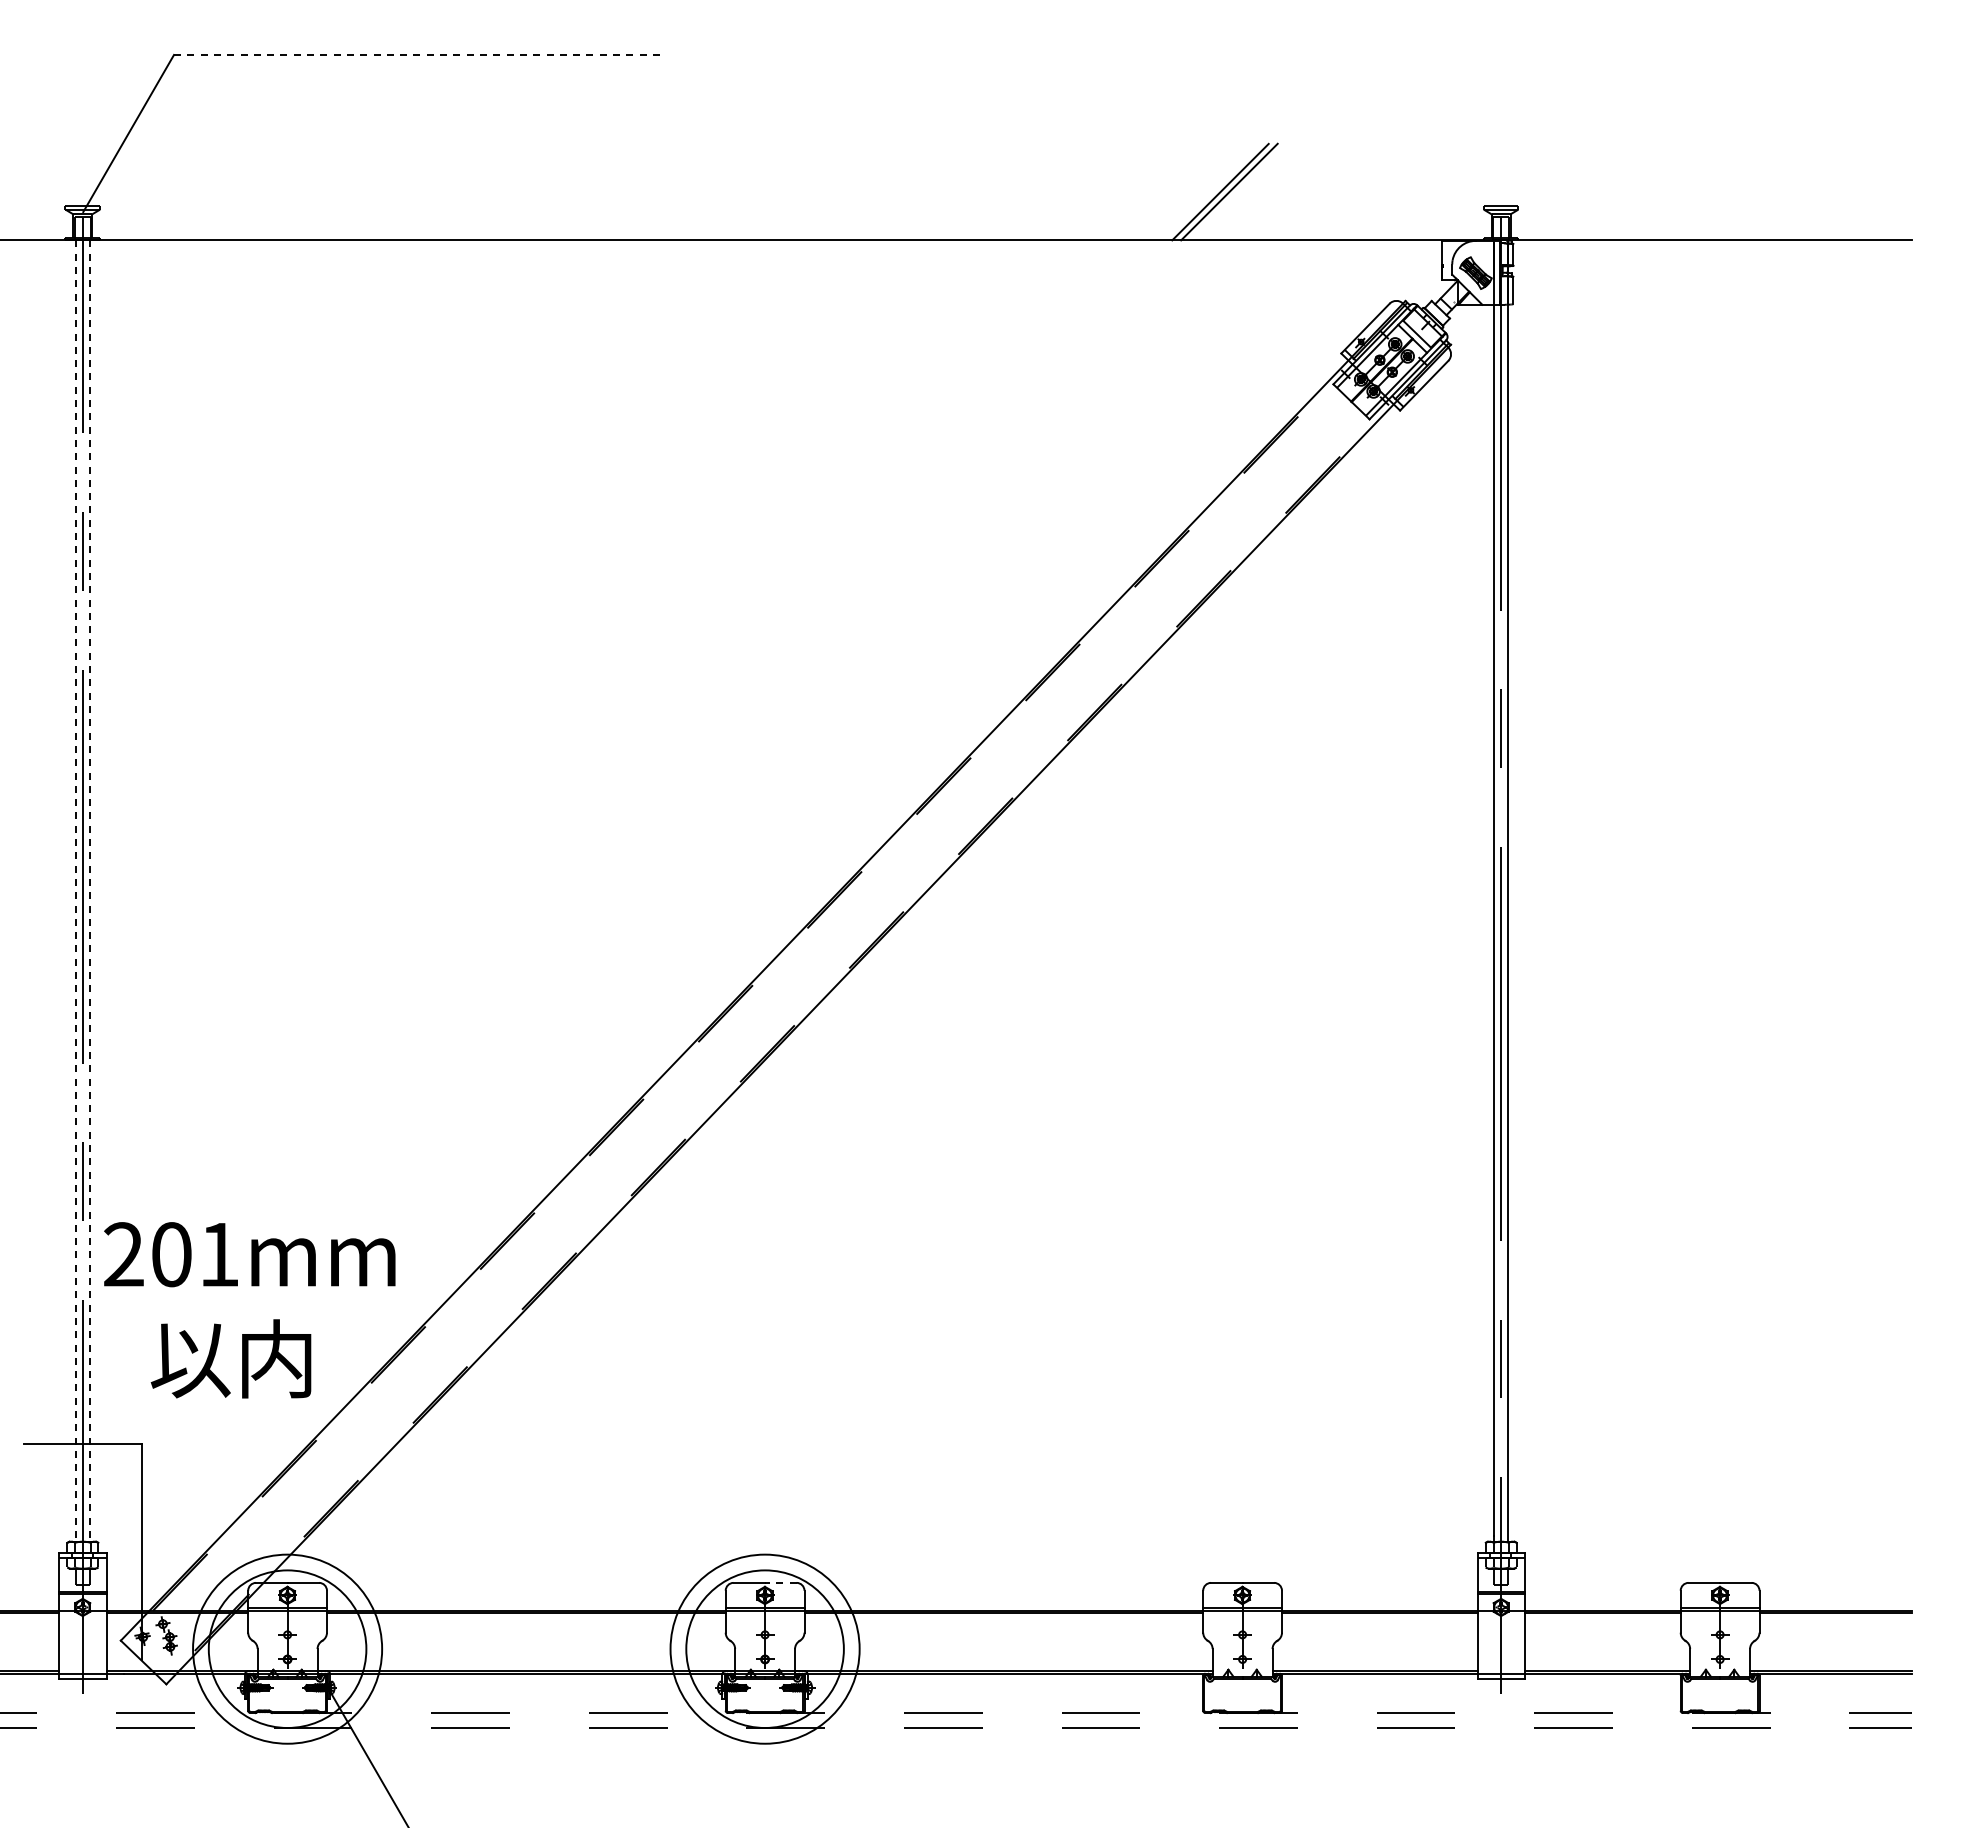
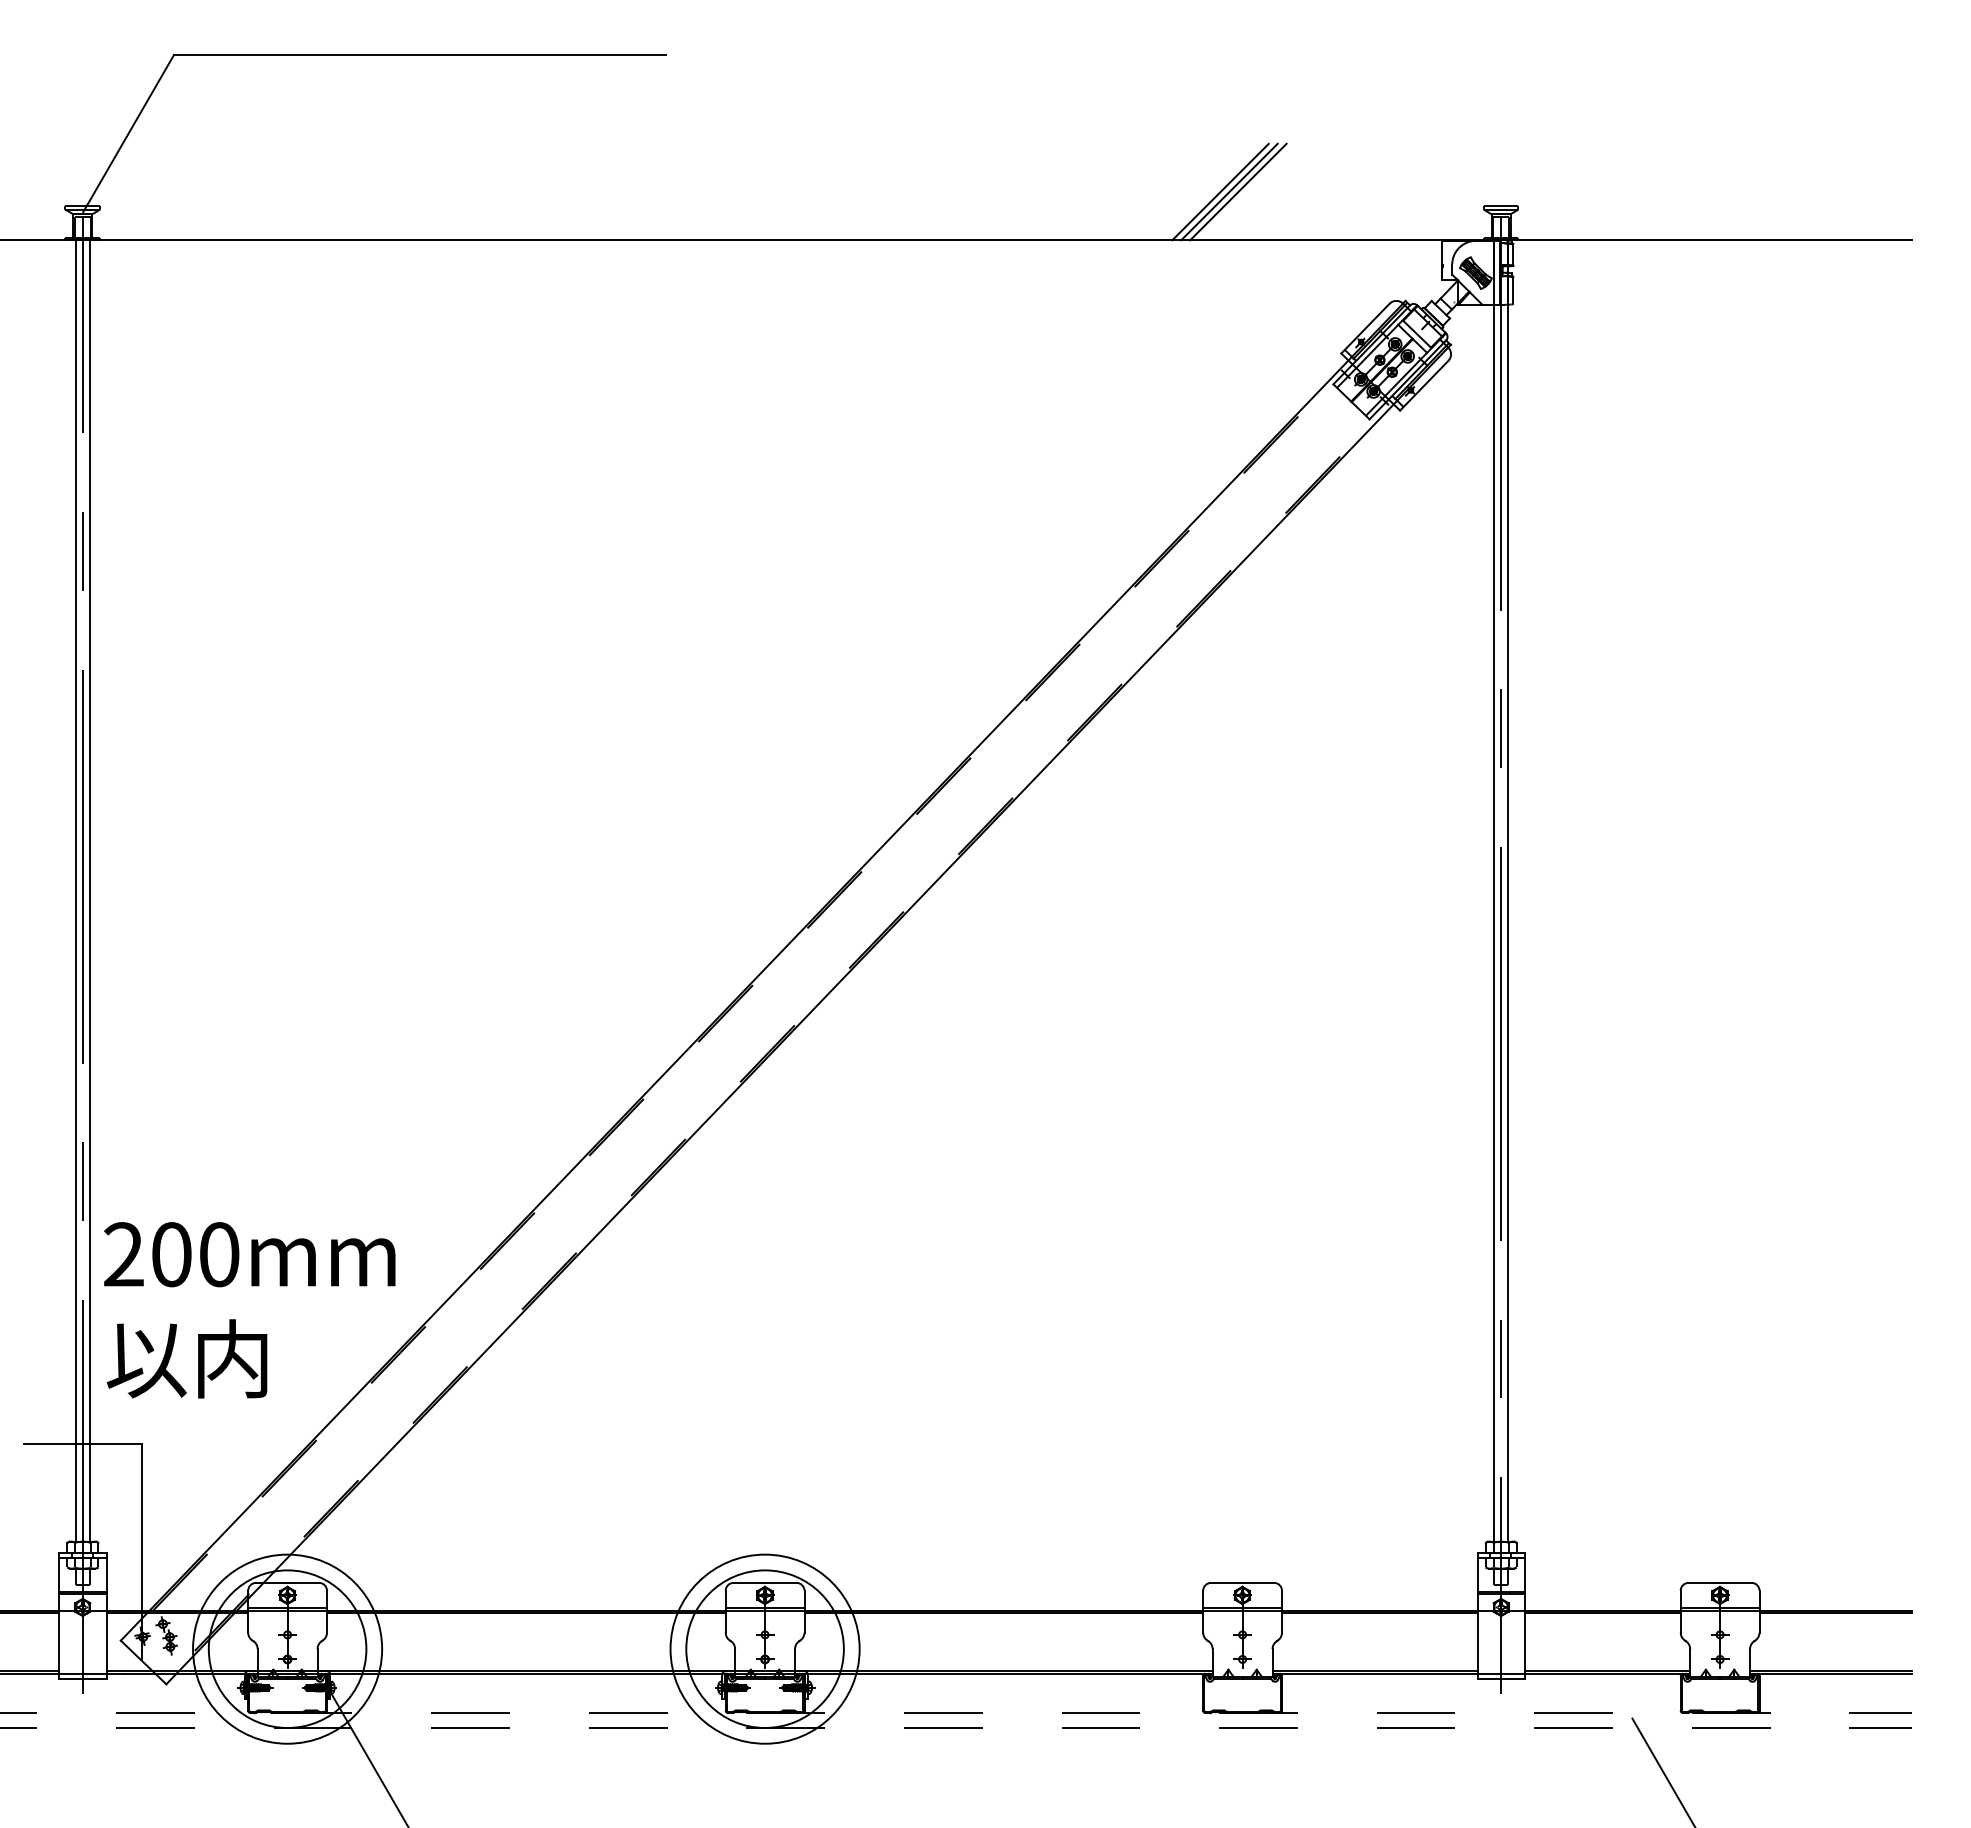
line: dashed -> solid (420, 54)
line: none -> present (1238, 191)
line: dashed -> solid (75, 890)
line: dashed -> solid (89, 890)
text: 201mm -> 200mm (219, 1254)
text position: (230, 1358) -> (186, 1358) (186, 1358)
line: dashed -> solid (780, 1582)
line: none -> present (1662, 1771)
